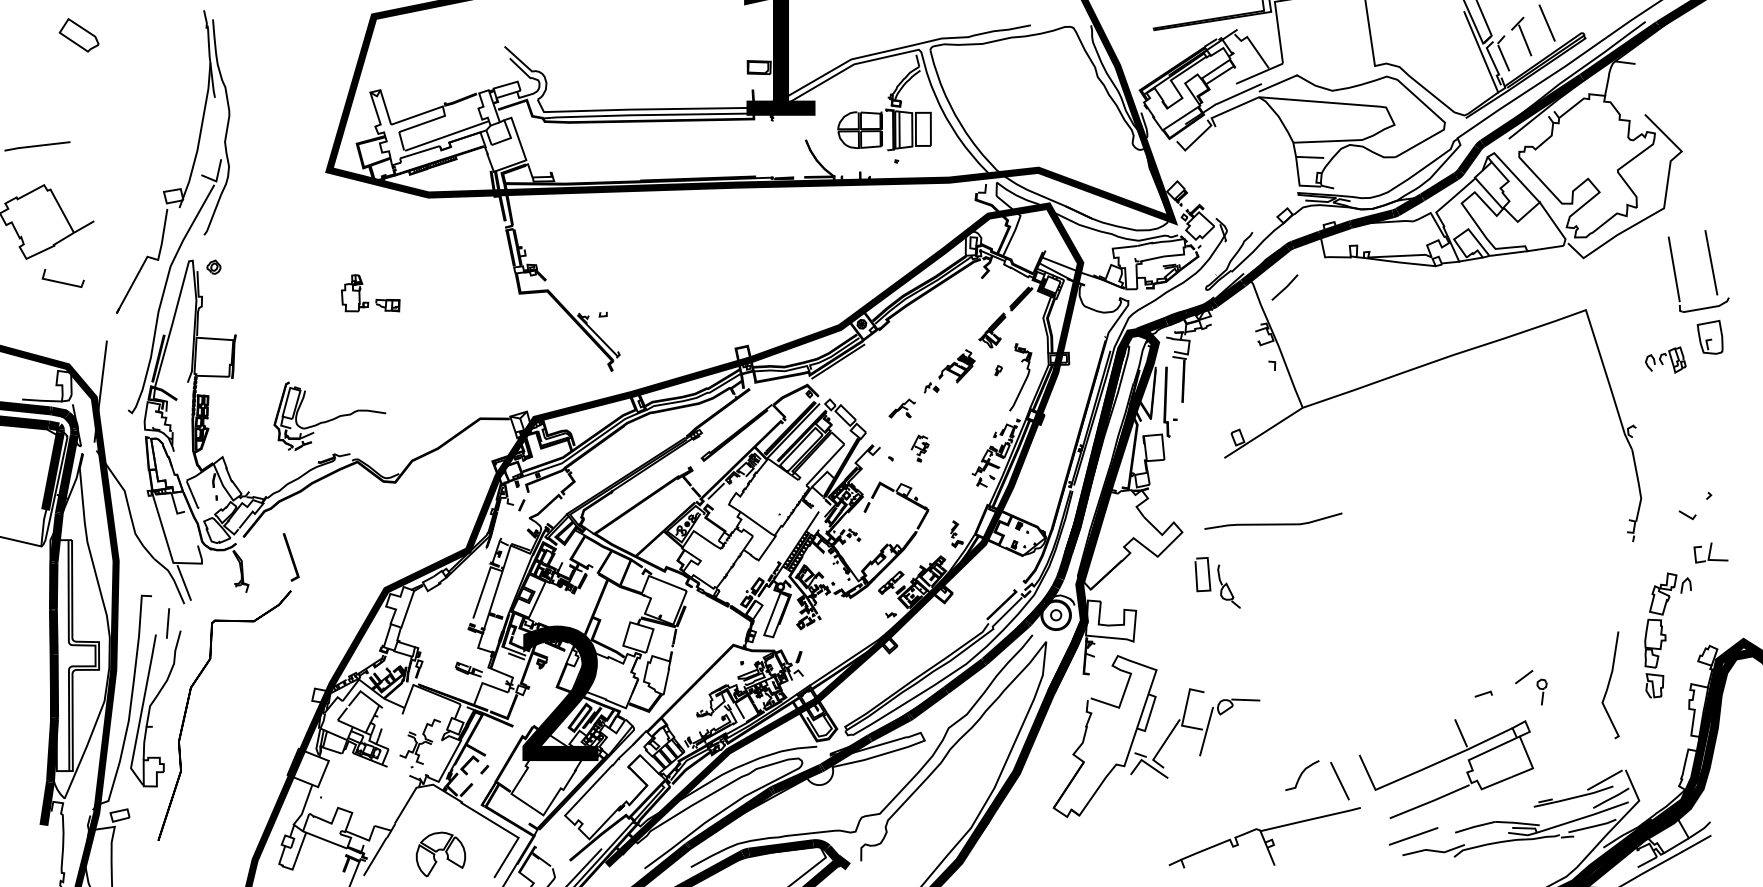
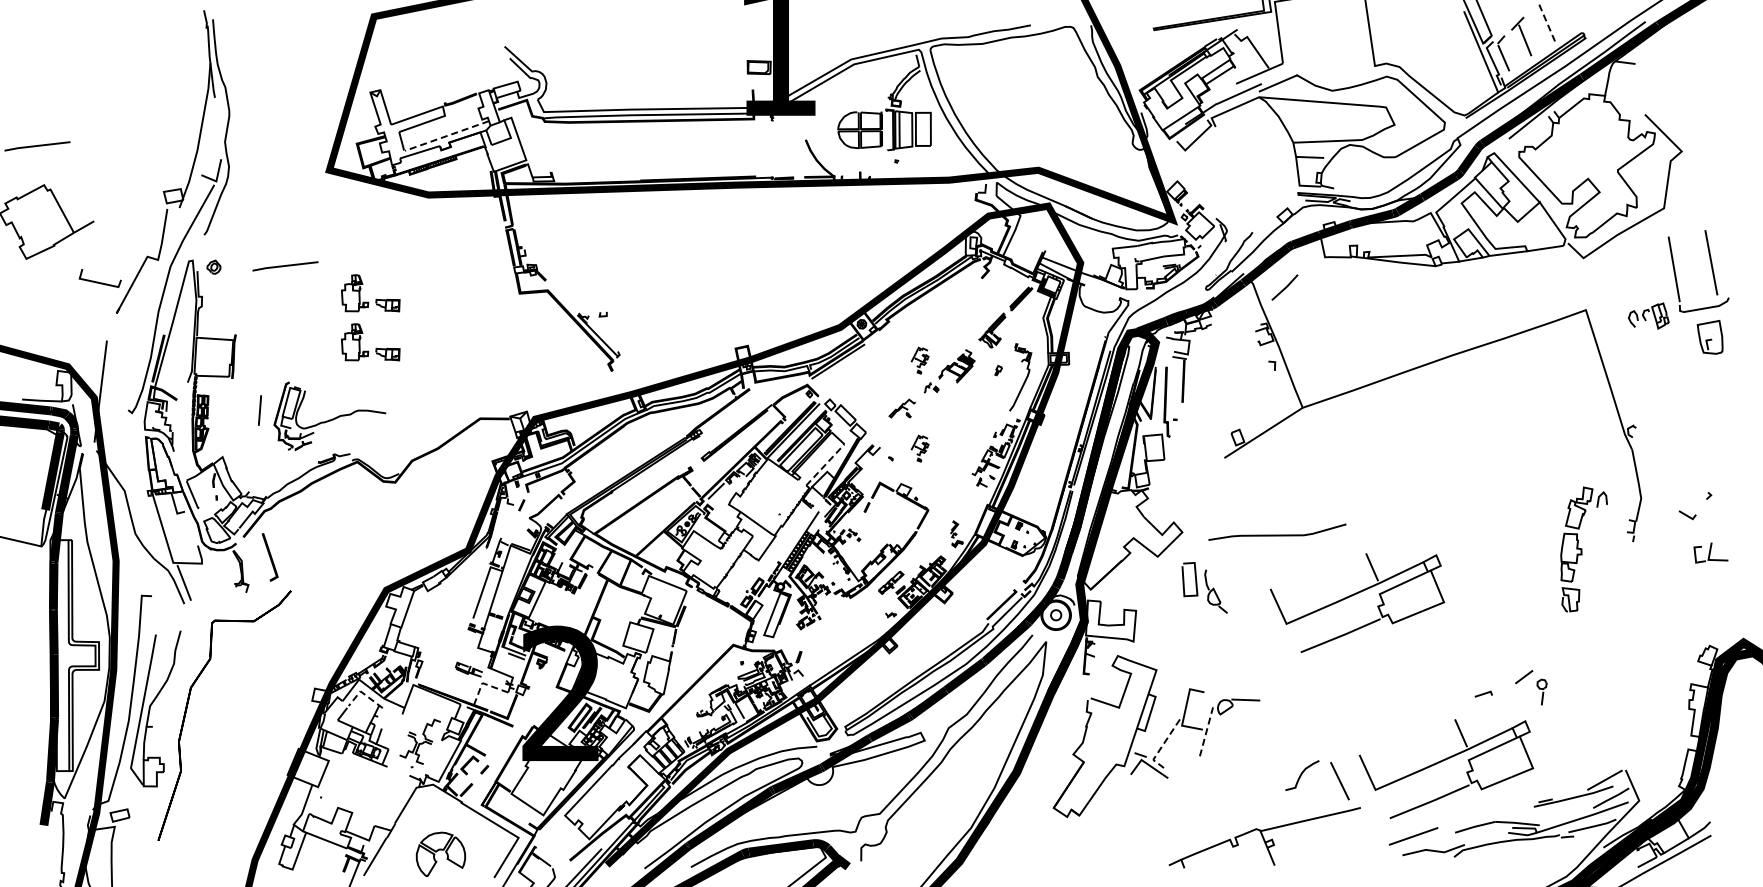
line: solid -> dashed (1547, 23)
part: present -> none (78, 35)
line: solid -> dashed (447, 135)
line: none -> present (285, 266)
line position: (61, 281) -> (98, 281) (98, 281)
part: none -> present (376, 347)
part position: (1665, 359) -> (1648, 315) (1648, 315)
part: none -> present (919, 360)
line: solid -> dashed (825, 464)
curve position: (1273, 523) -> (1277, 534) (1277, 534)
part position: (290, 557) -> (269, 557) (269, 557)
part position: (1217, 582) -> (1204, 587) (1204, 587)
part: none -> present (1354, 595)
line position: (167, 623) -> (259, 410) (259, 410)
part position: (1667, 635) -> (1583, 549) (1583, 549)
line: solid -> dashed (483, 683)
curve: present -> none (1609, 685)
line: solid -> dashed (363, 693)
line: solid -> dashed (1206, 731)
line: solid -> dashed (1162, 745)
